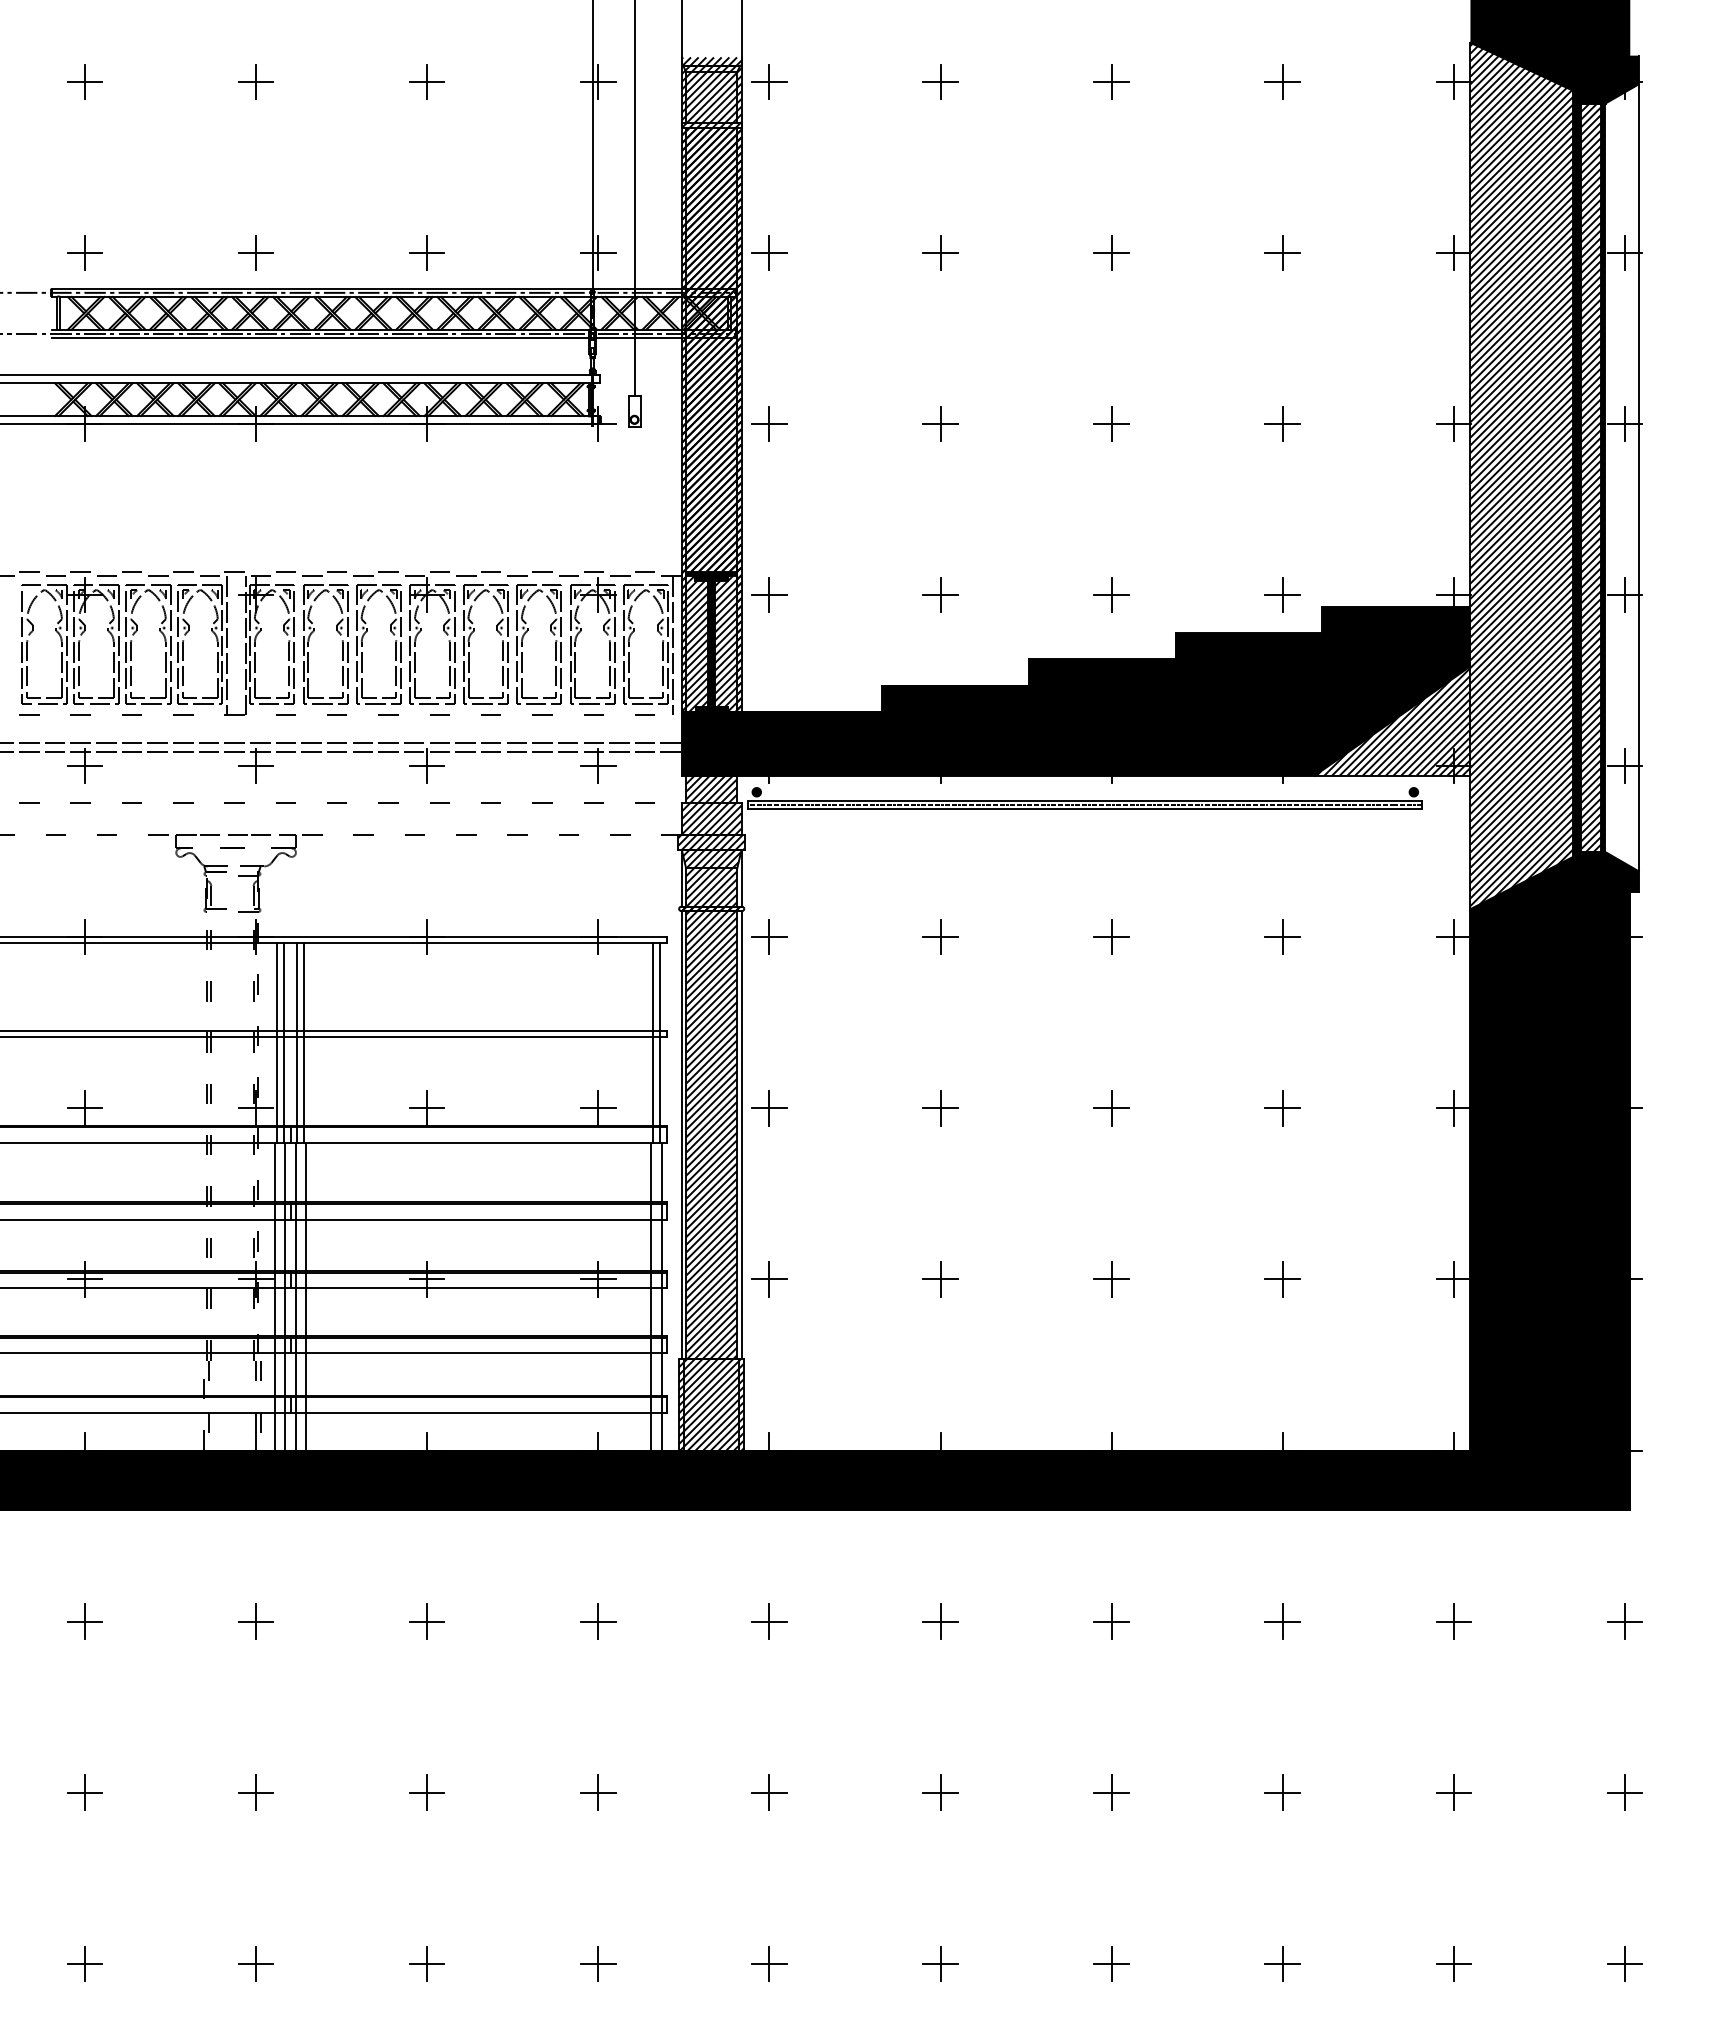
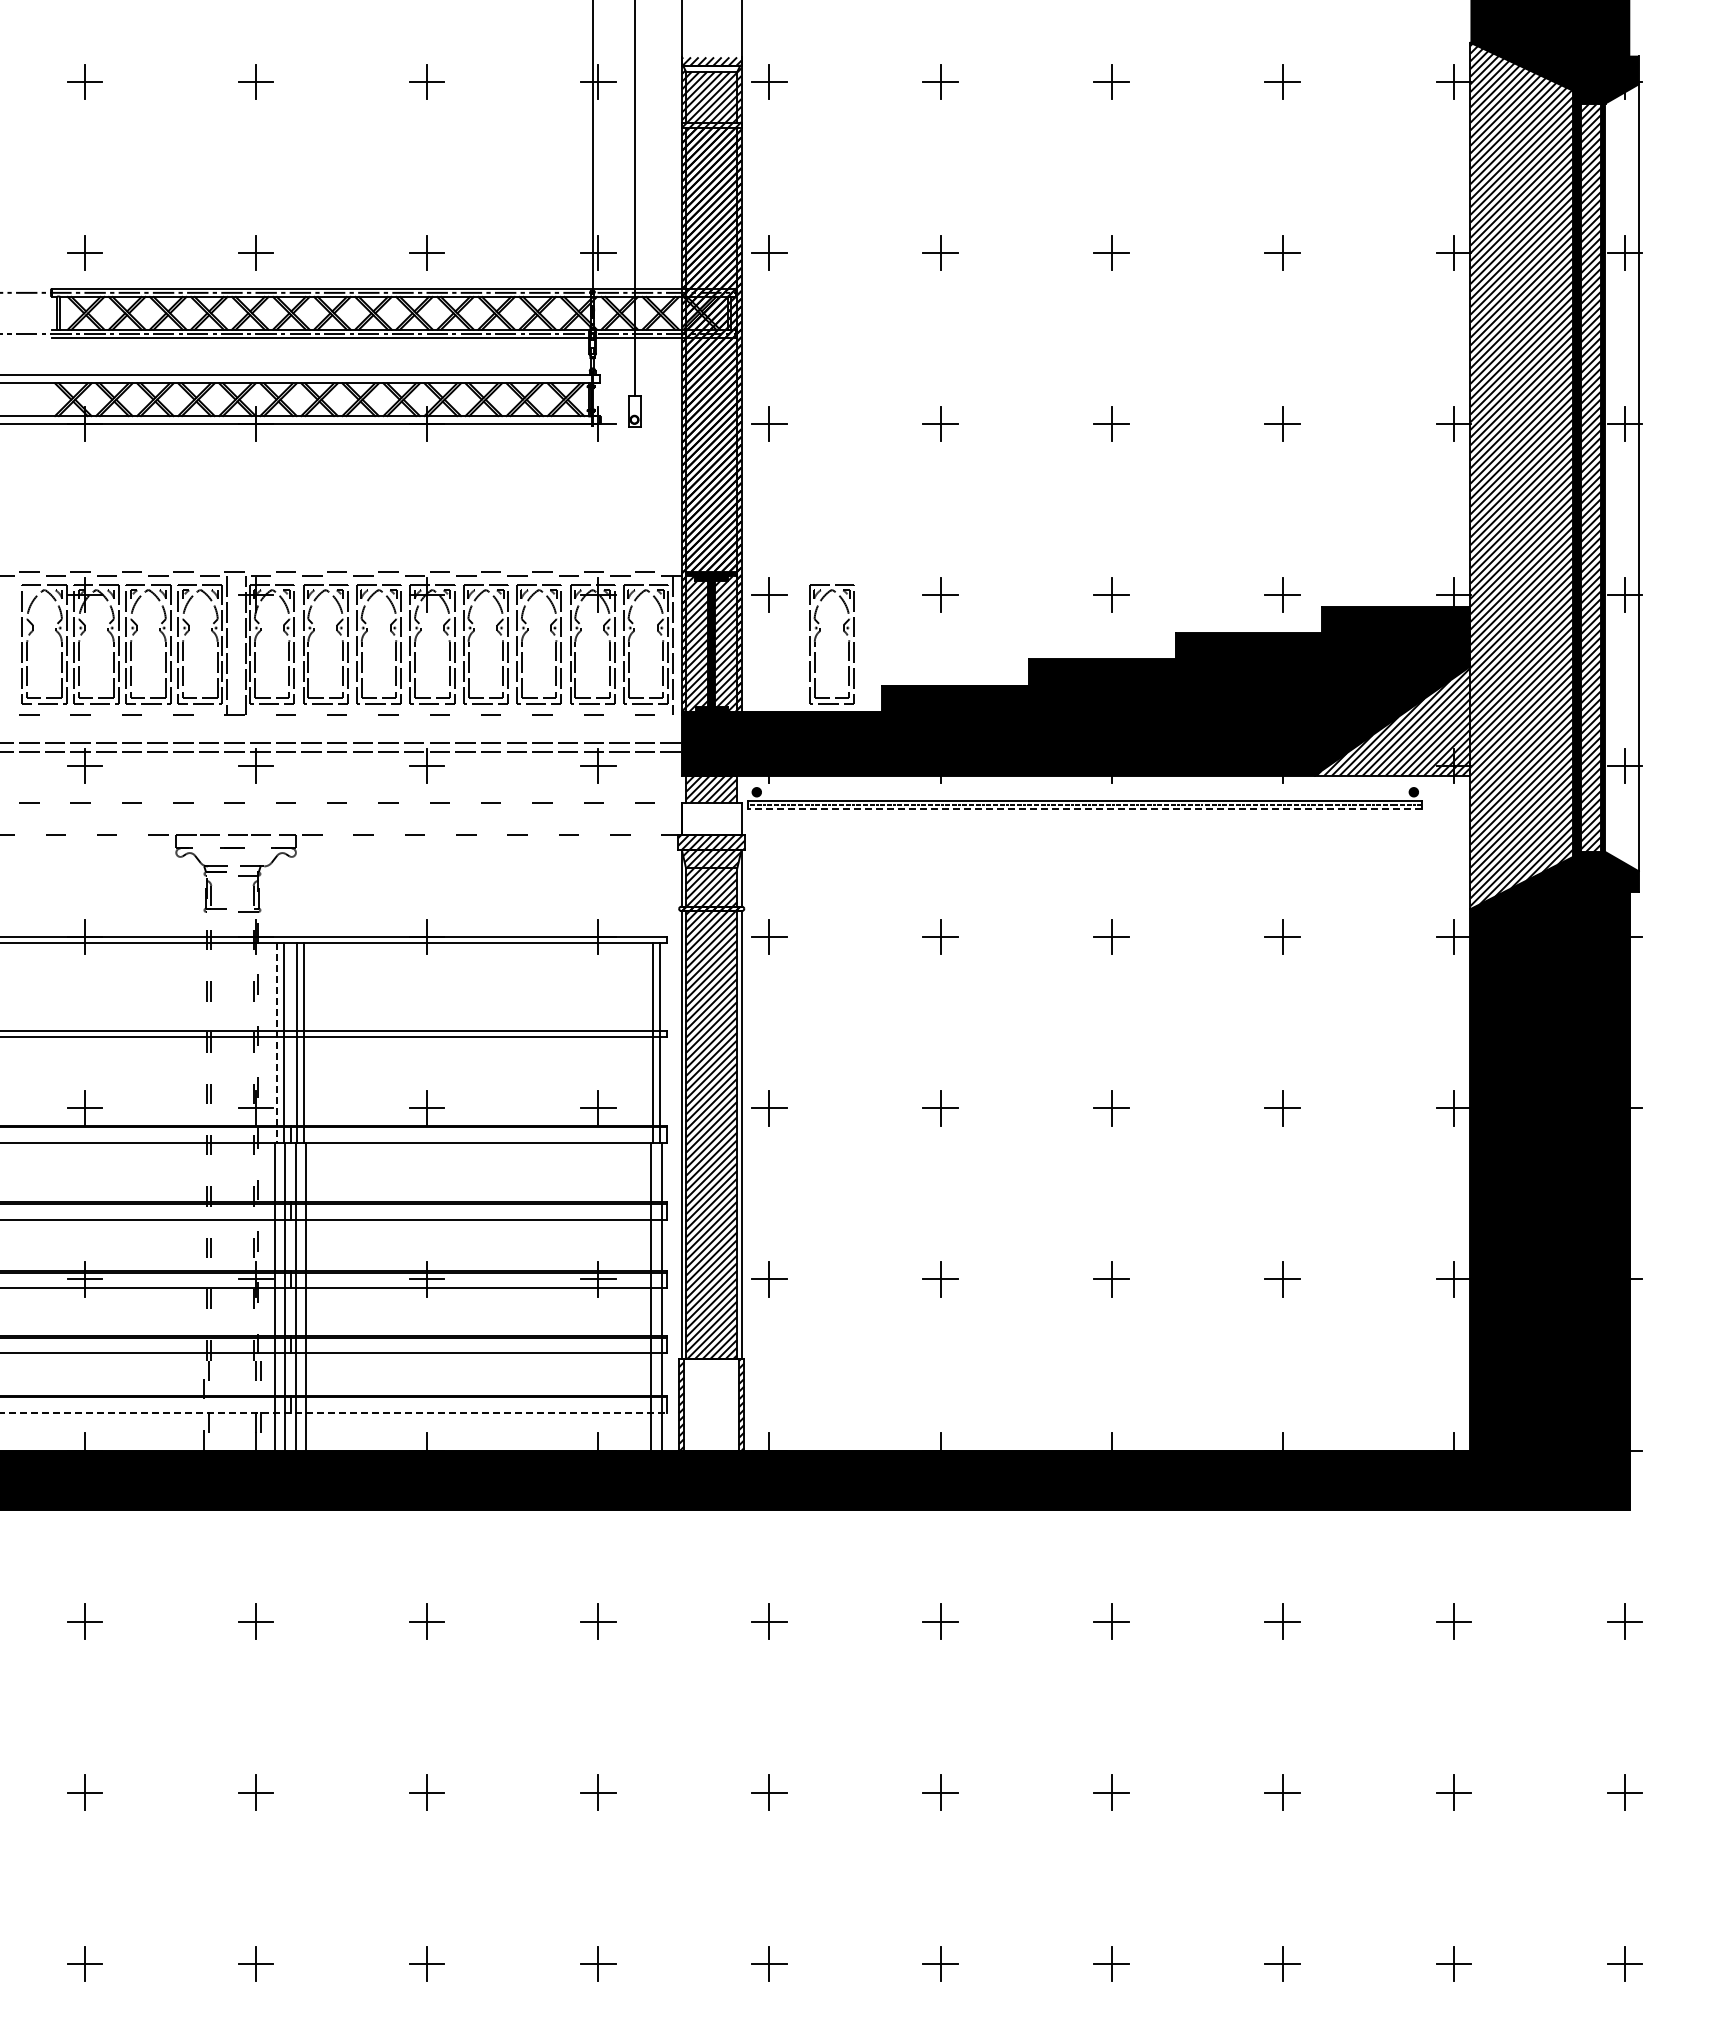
hatch: present -> none (710, 68)
part: none -> present (815, 644)
line: solid -> dashed (1084, 809)
hatch: present -> none (711, 818)
line: solid -> dashed (276, 1043)
hatch: present -> none (711, 1404)
line: solid -> dashed (334, 1412)
